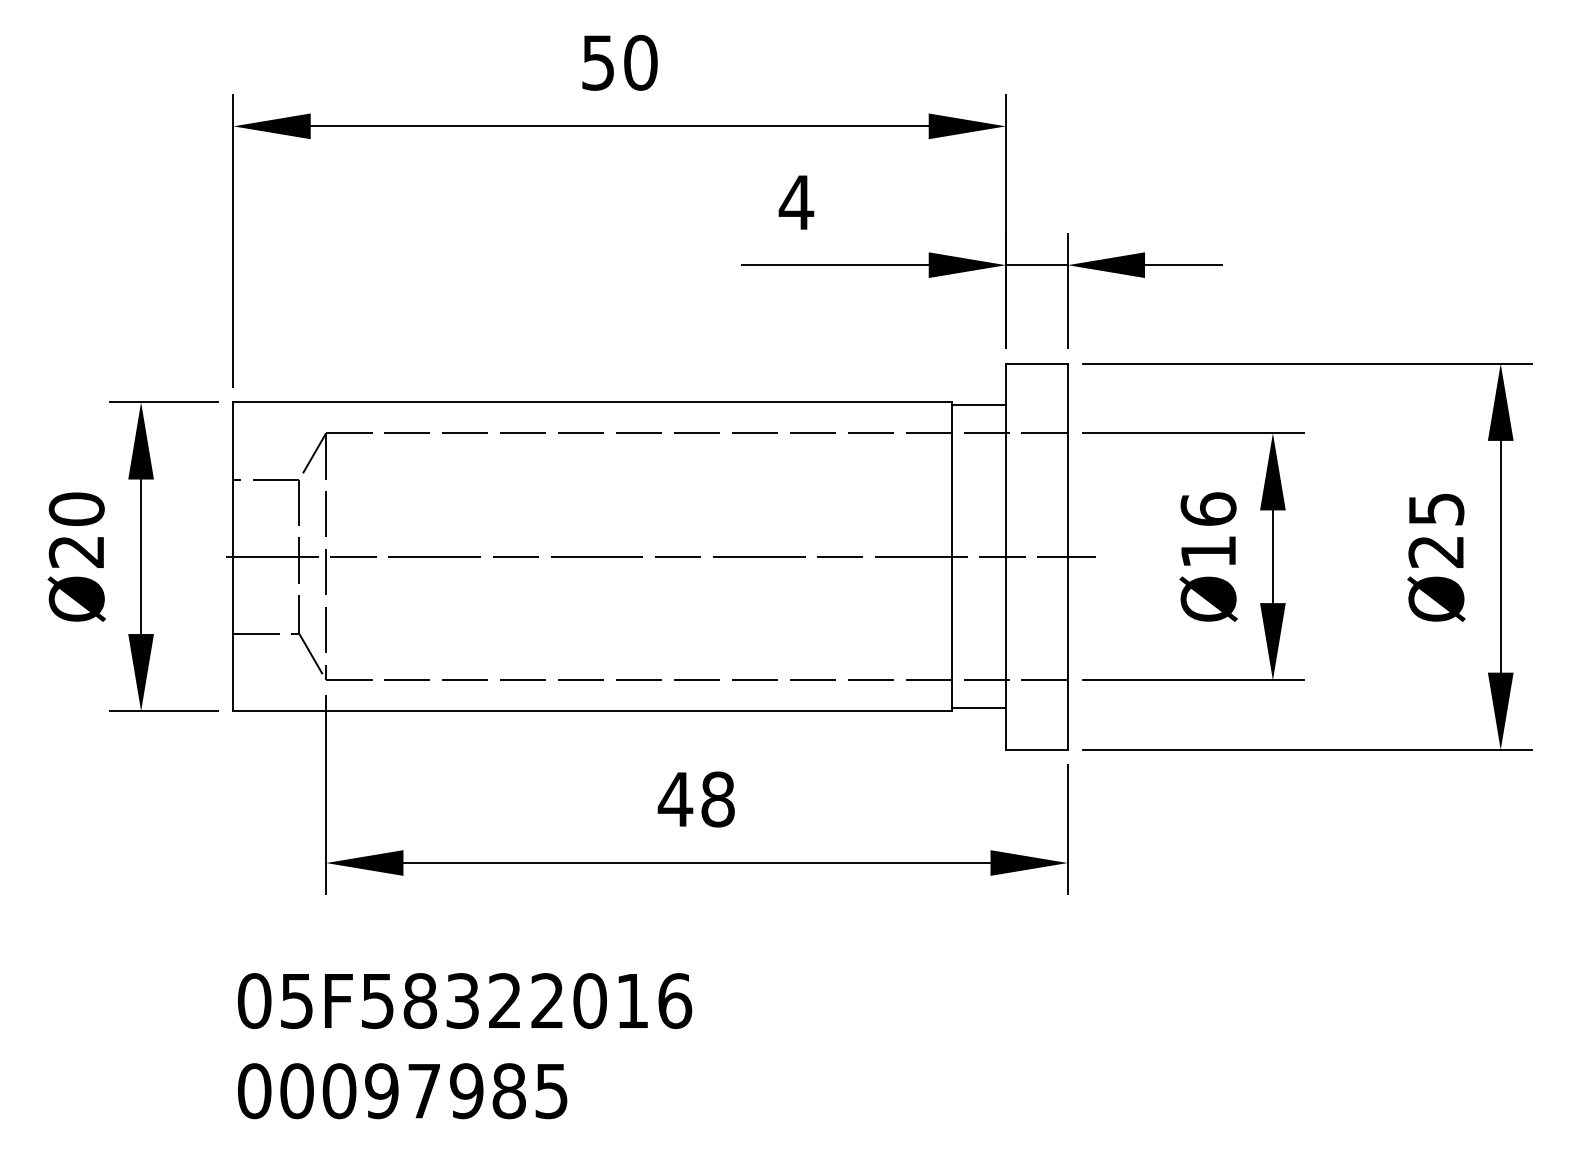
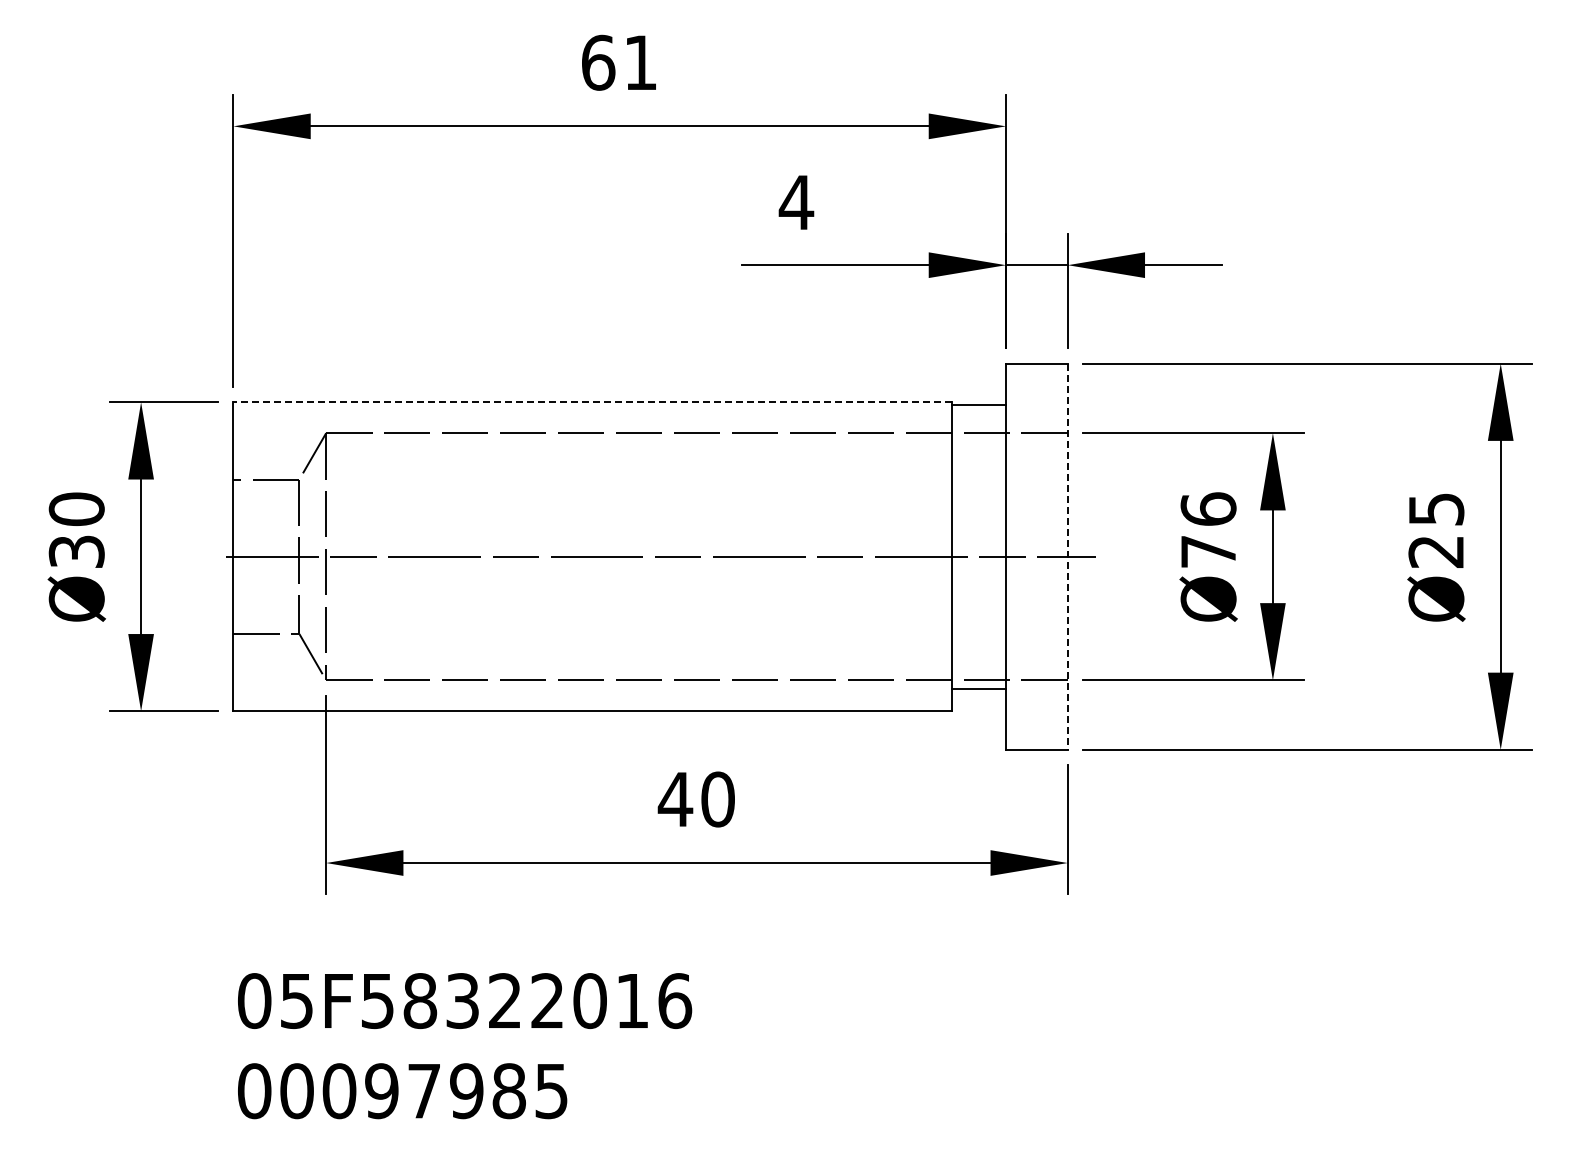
text: 50 -> 61 (619, 62)
line: solid -> dashed (592, 402)
text: Ø20 -> Ø30 (76, 551)
text: Ø16 -> Ø76 (1208, 551)
line: solid -> dashed (1067, 557)
line position: (978, 708) -> (978, 689) (978, 689)
text: 48 -> 40 (717, 799)
